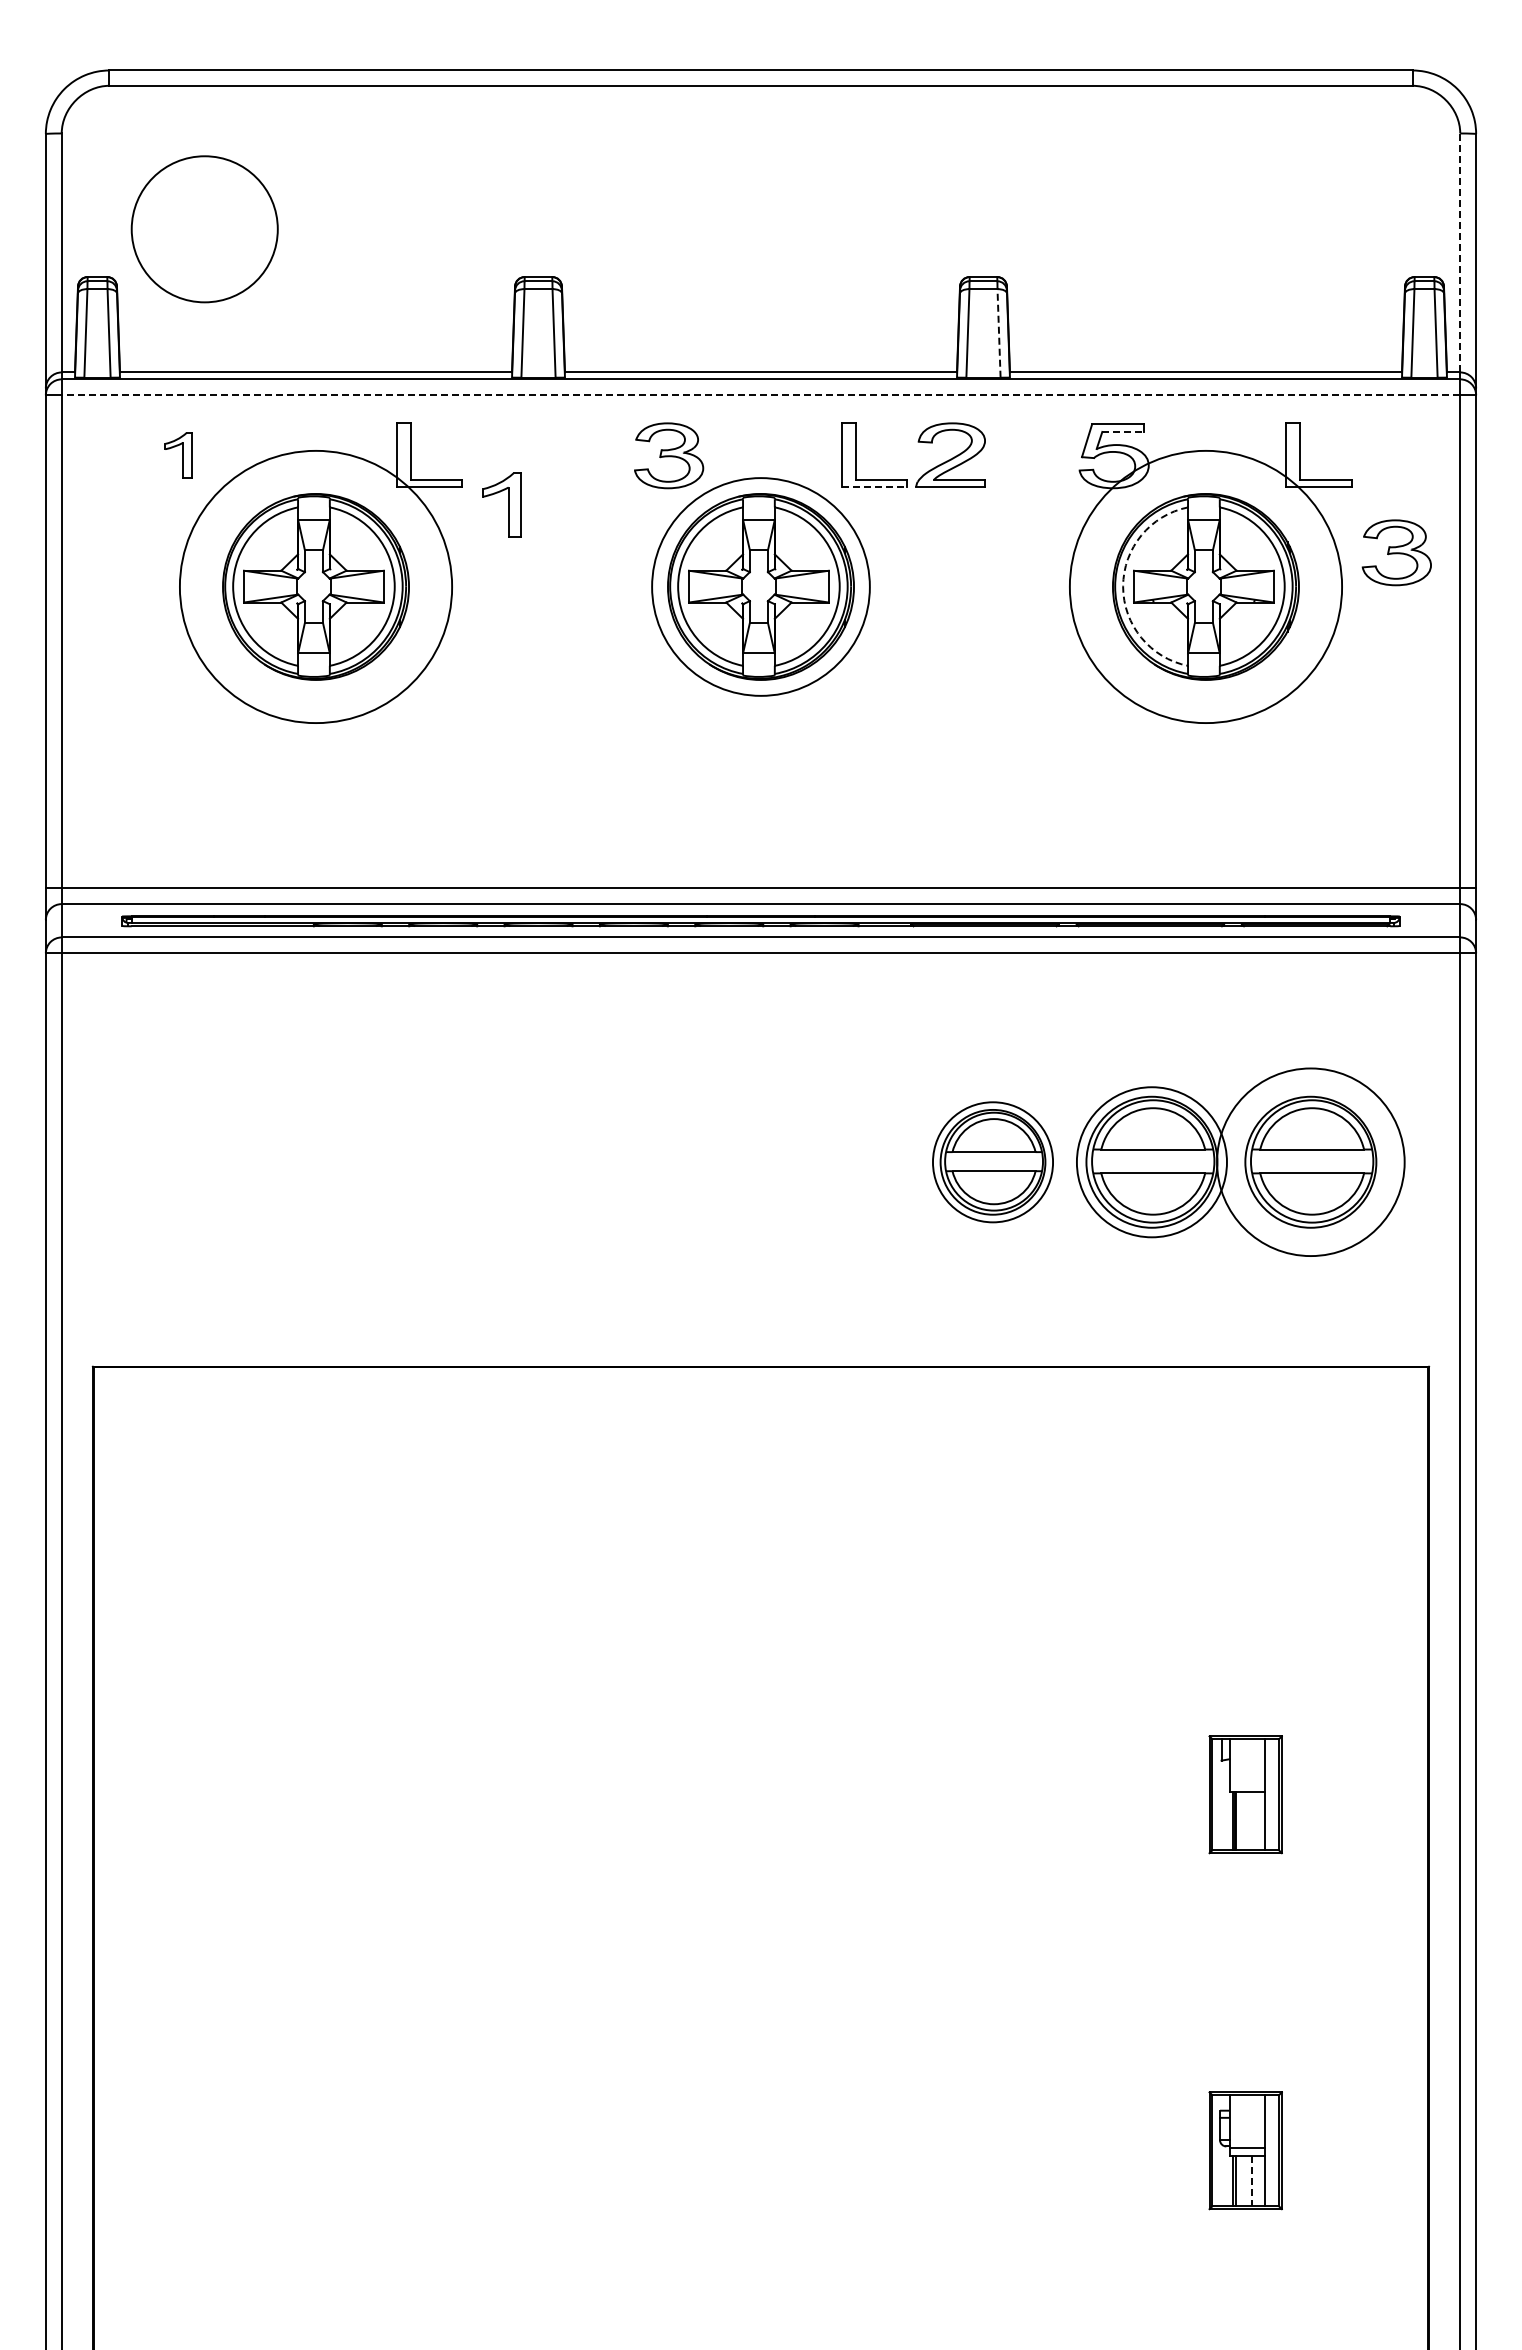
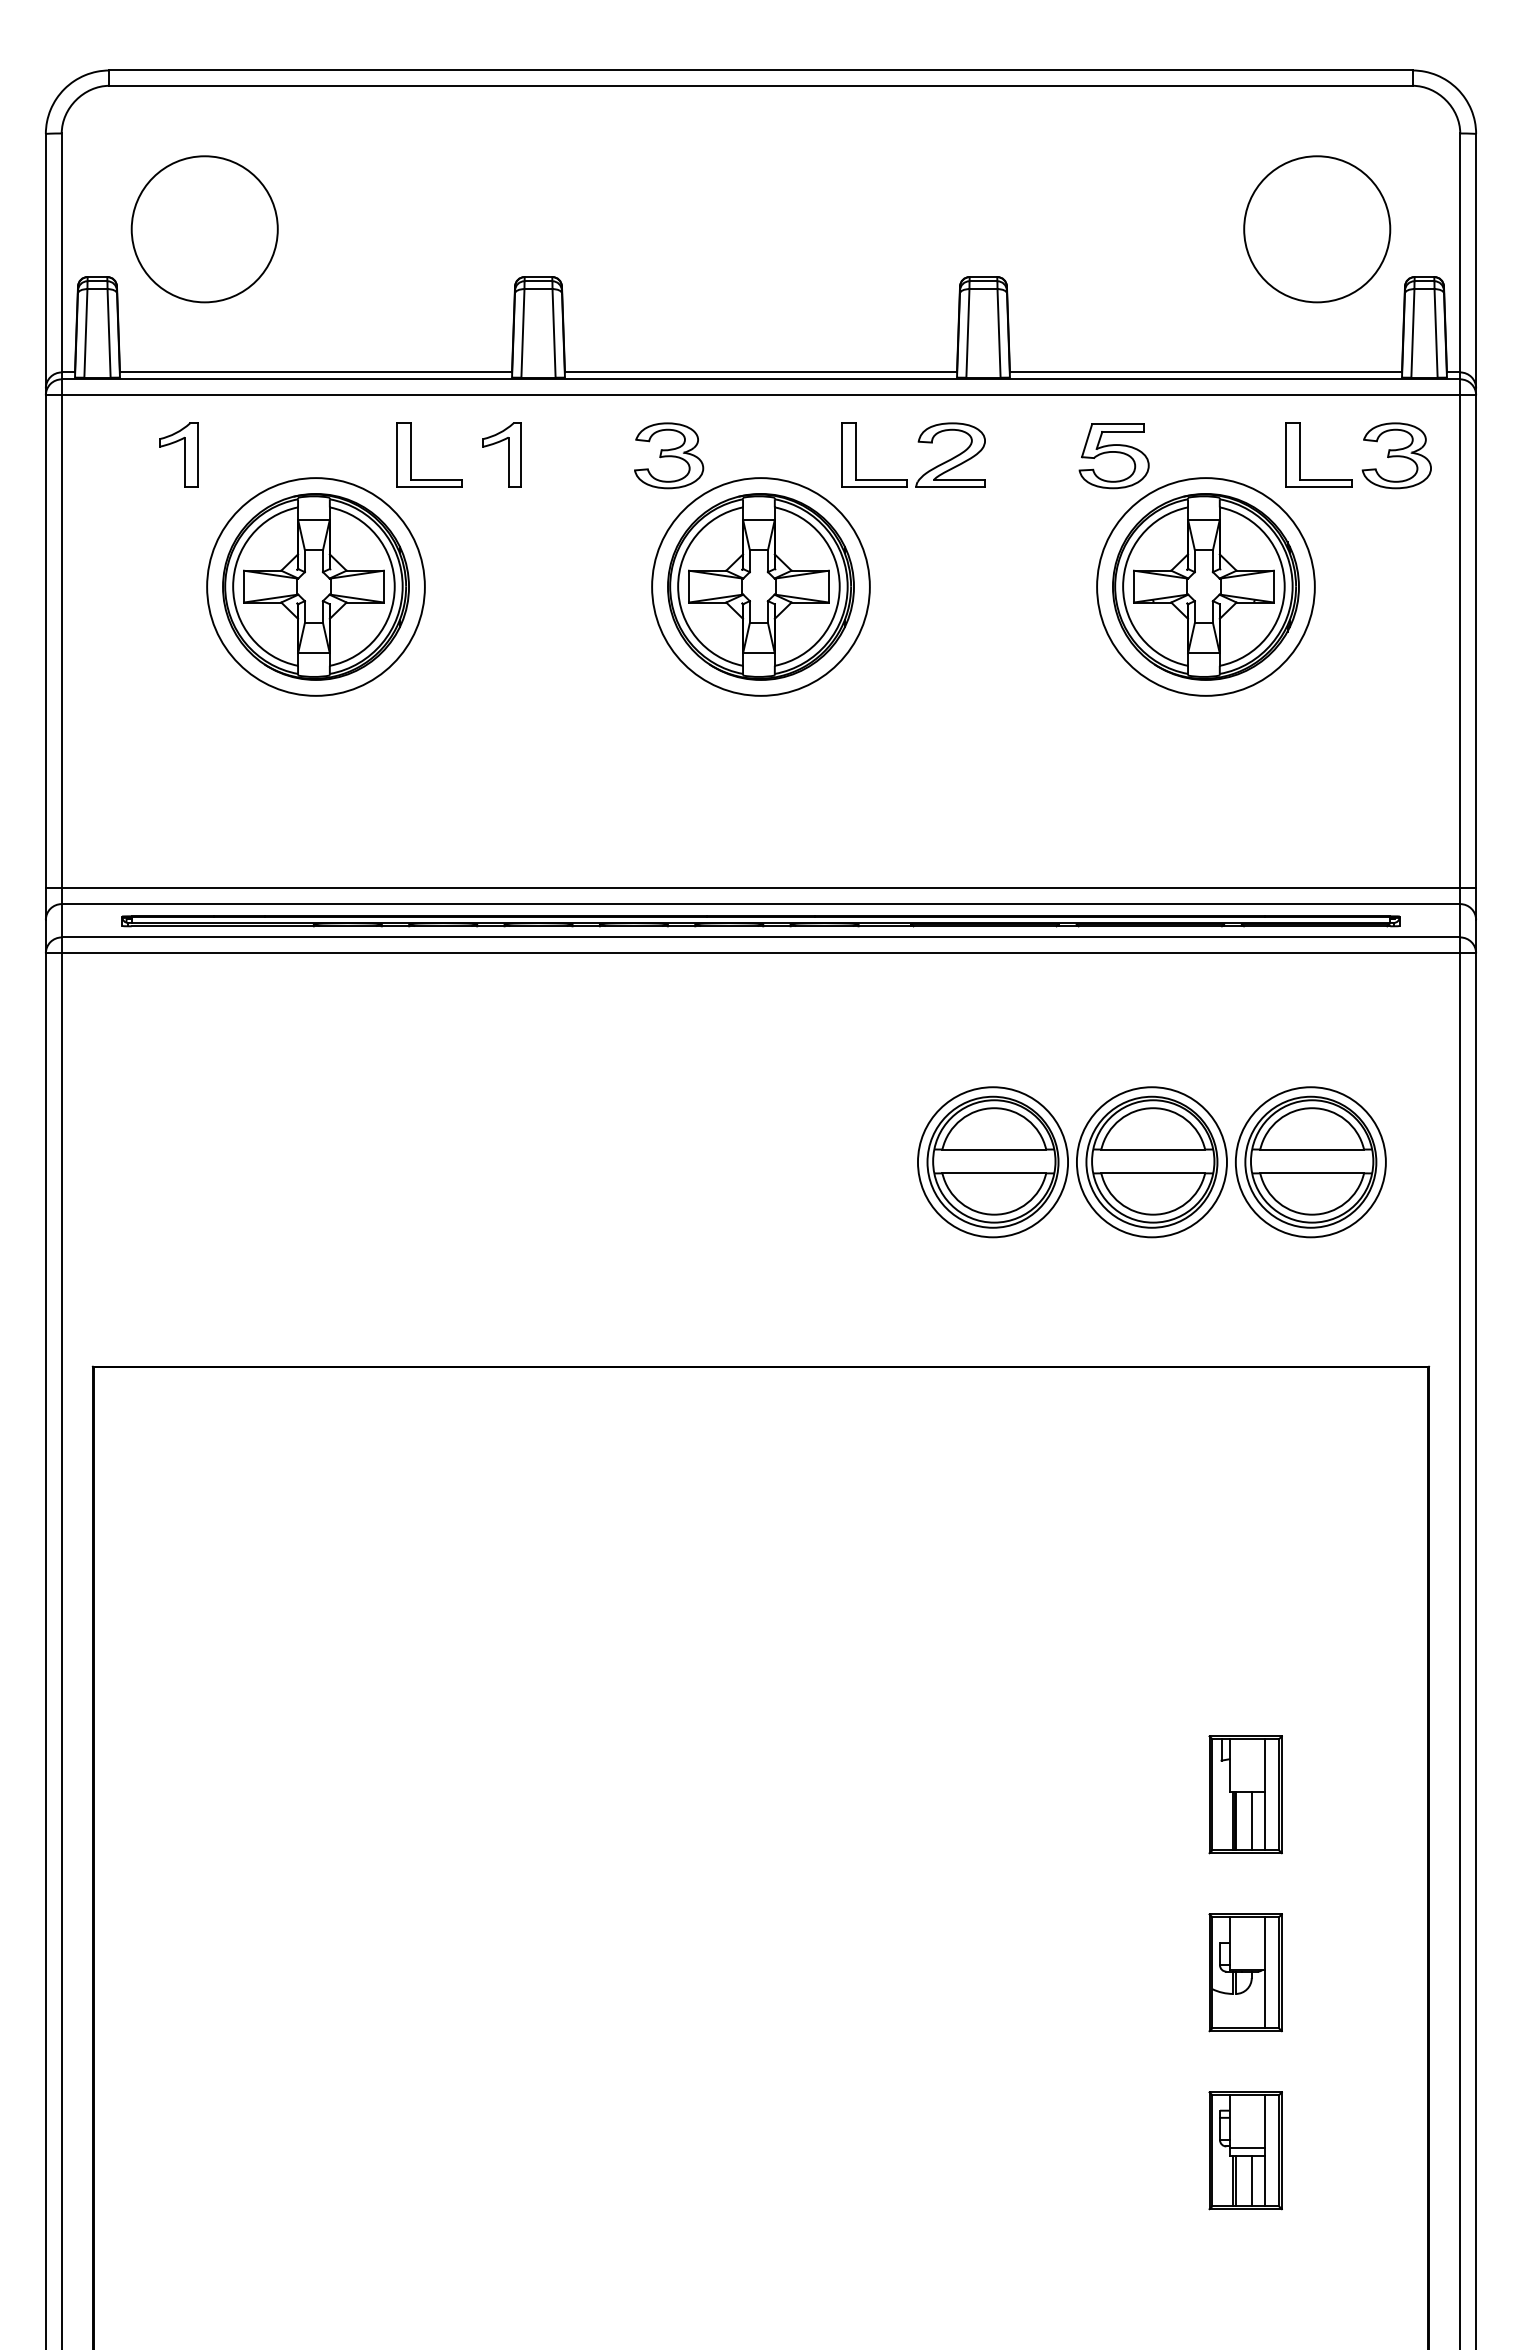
part: none -> present (1317, 229)
line: dashed -> solid (1460, 252)
line: dashed -> solid (999, 332)
line: dashed -> solid (760, 395)
line: dashed -> solid (1123, 431)
part size: 29x47 px -> 40x66 px (178, 454)
line: dashed -> solid (874, 487)
part position: (508, 504) -> (508, 454) (508, 454)
part position: (1396, 552) -> (1396, 455) (1396, 455)
circle diameter: 272 px -> 218 px (315, 586)
arc: dashed -> solid (1123, 586)
circle diameter: 272 px -> 218 px (1205, 586)
part size: 122x123 px -> 152x153 px (992, 1162)
circle diameter: 188 px -> 150 px (1310, 1162)
line: none -> present (1251, 1821)
part: none -> present (1245, 1972)
line: dashed -> solid (1251, 2181)
